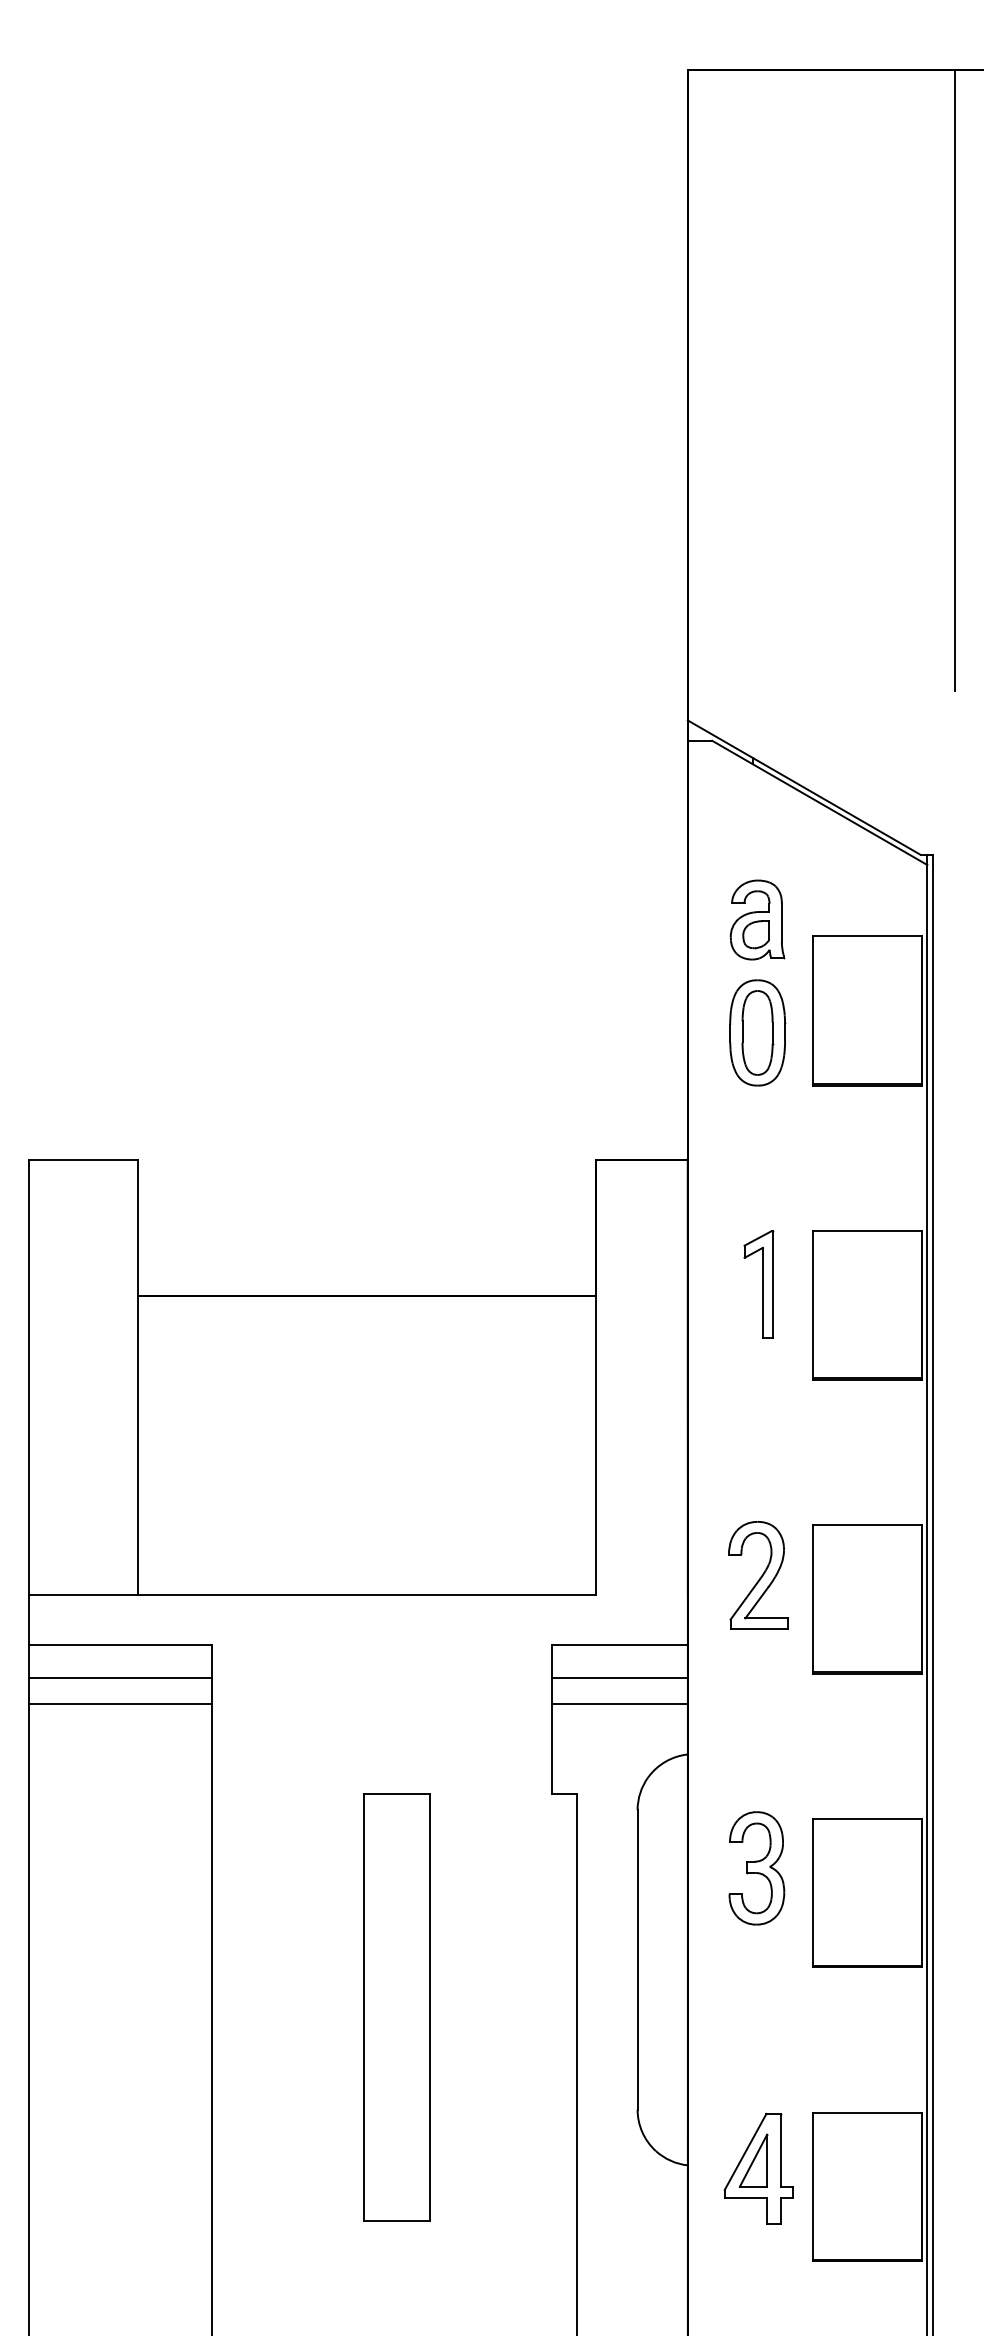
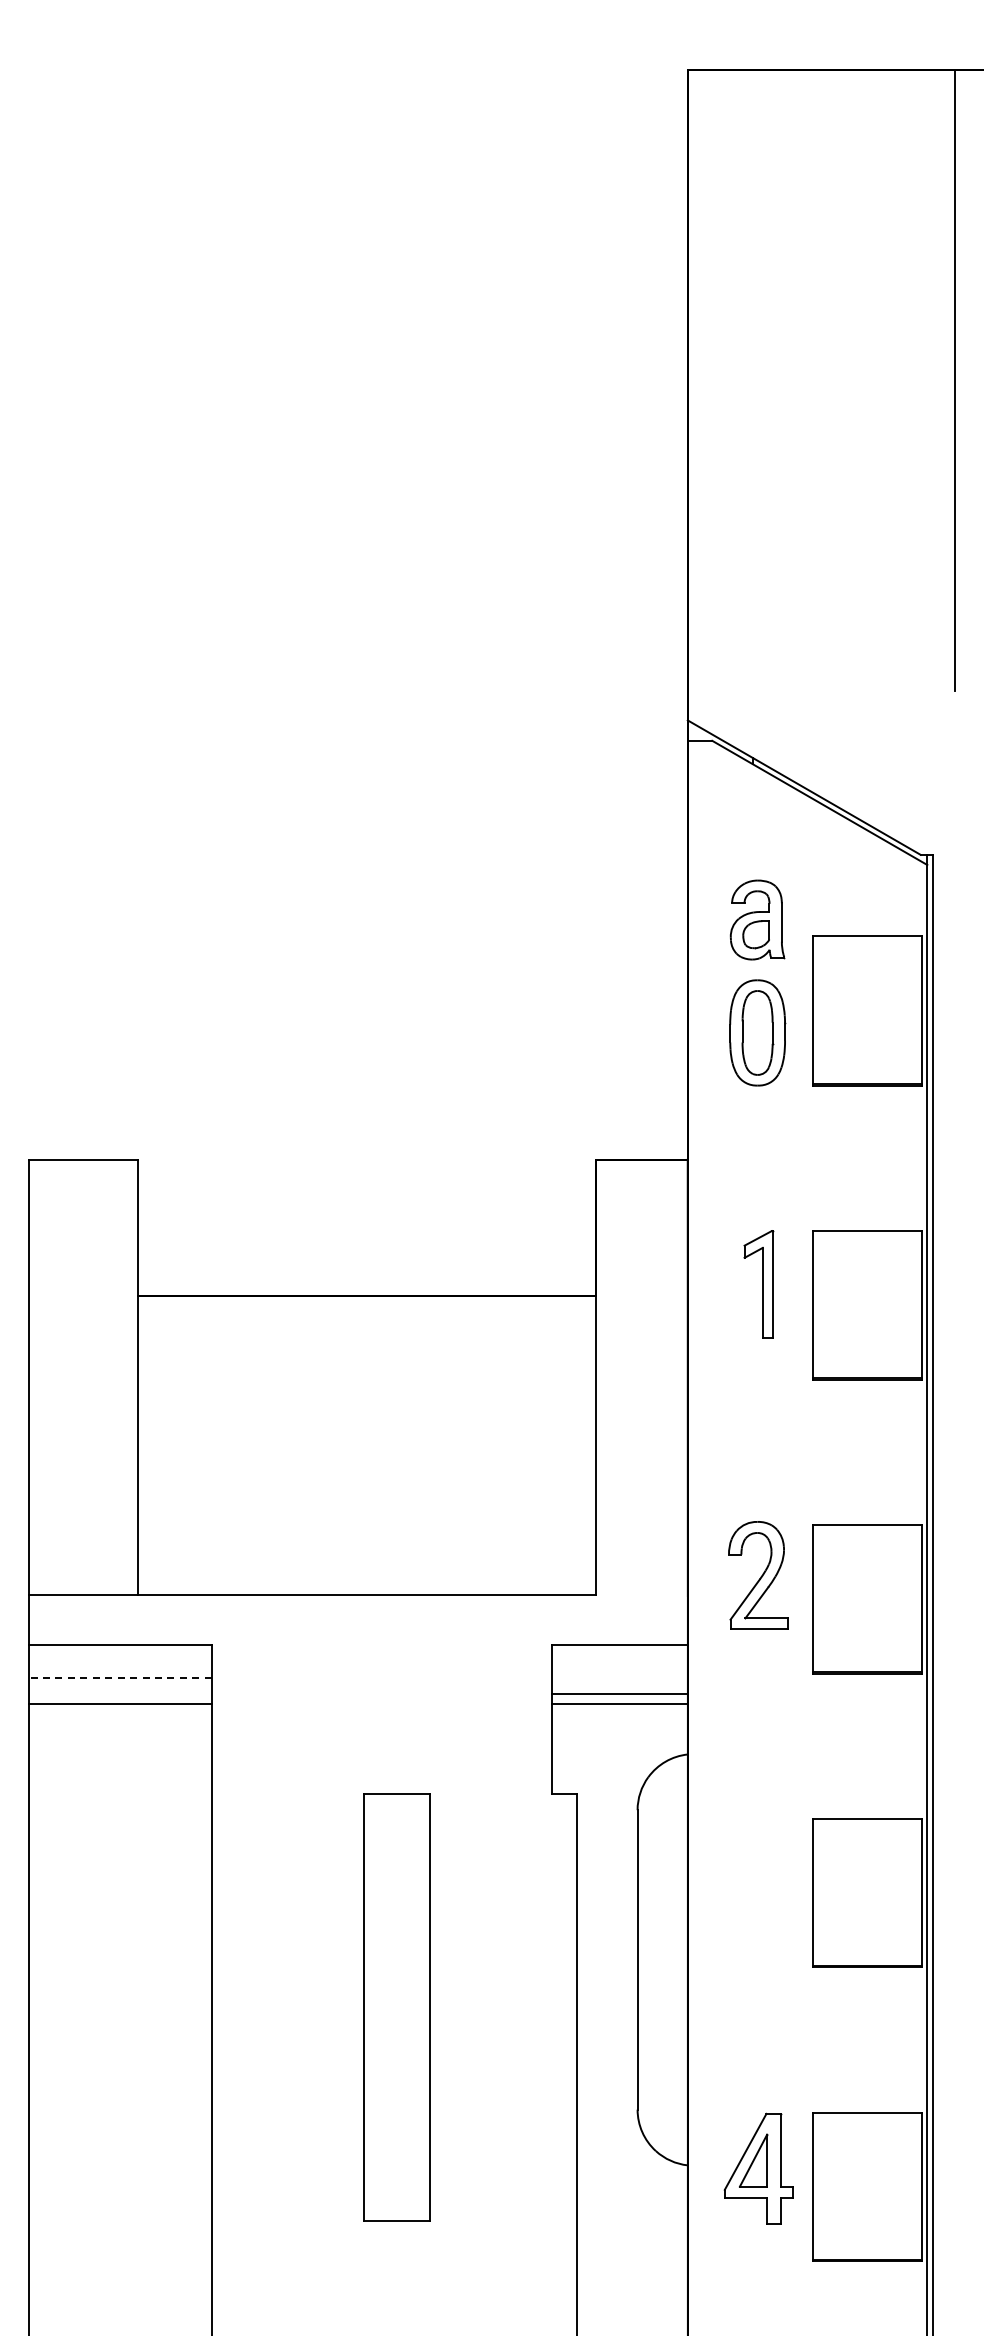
line: solid -> dashed (120, 1677)
line position: (619, 1677) -> (619, 1693) (619, 1693)
part: present -> none (756, 1868)
